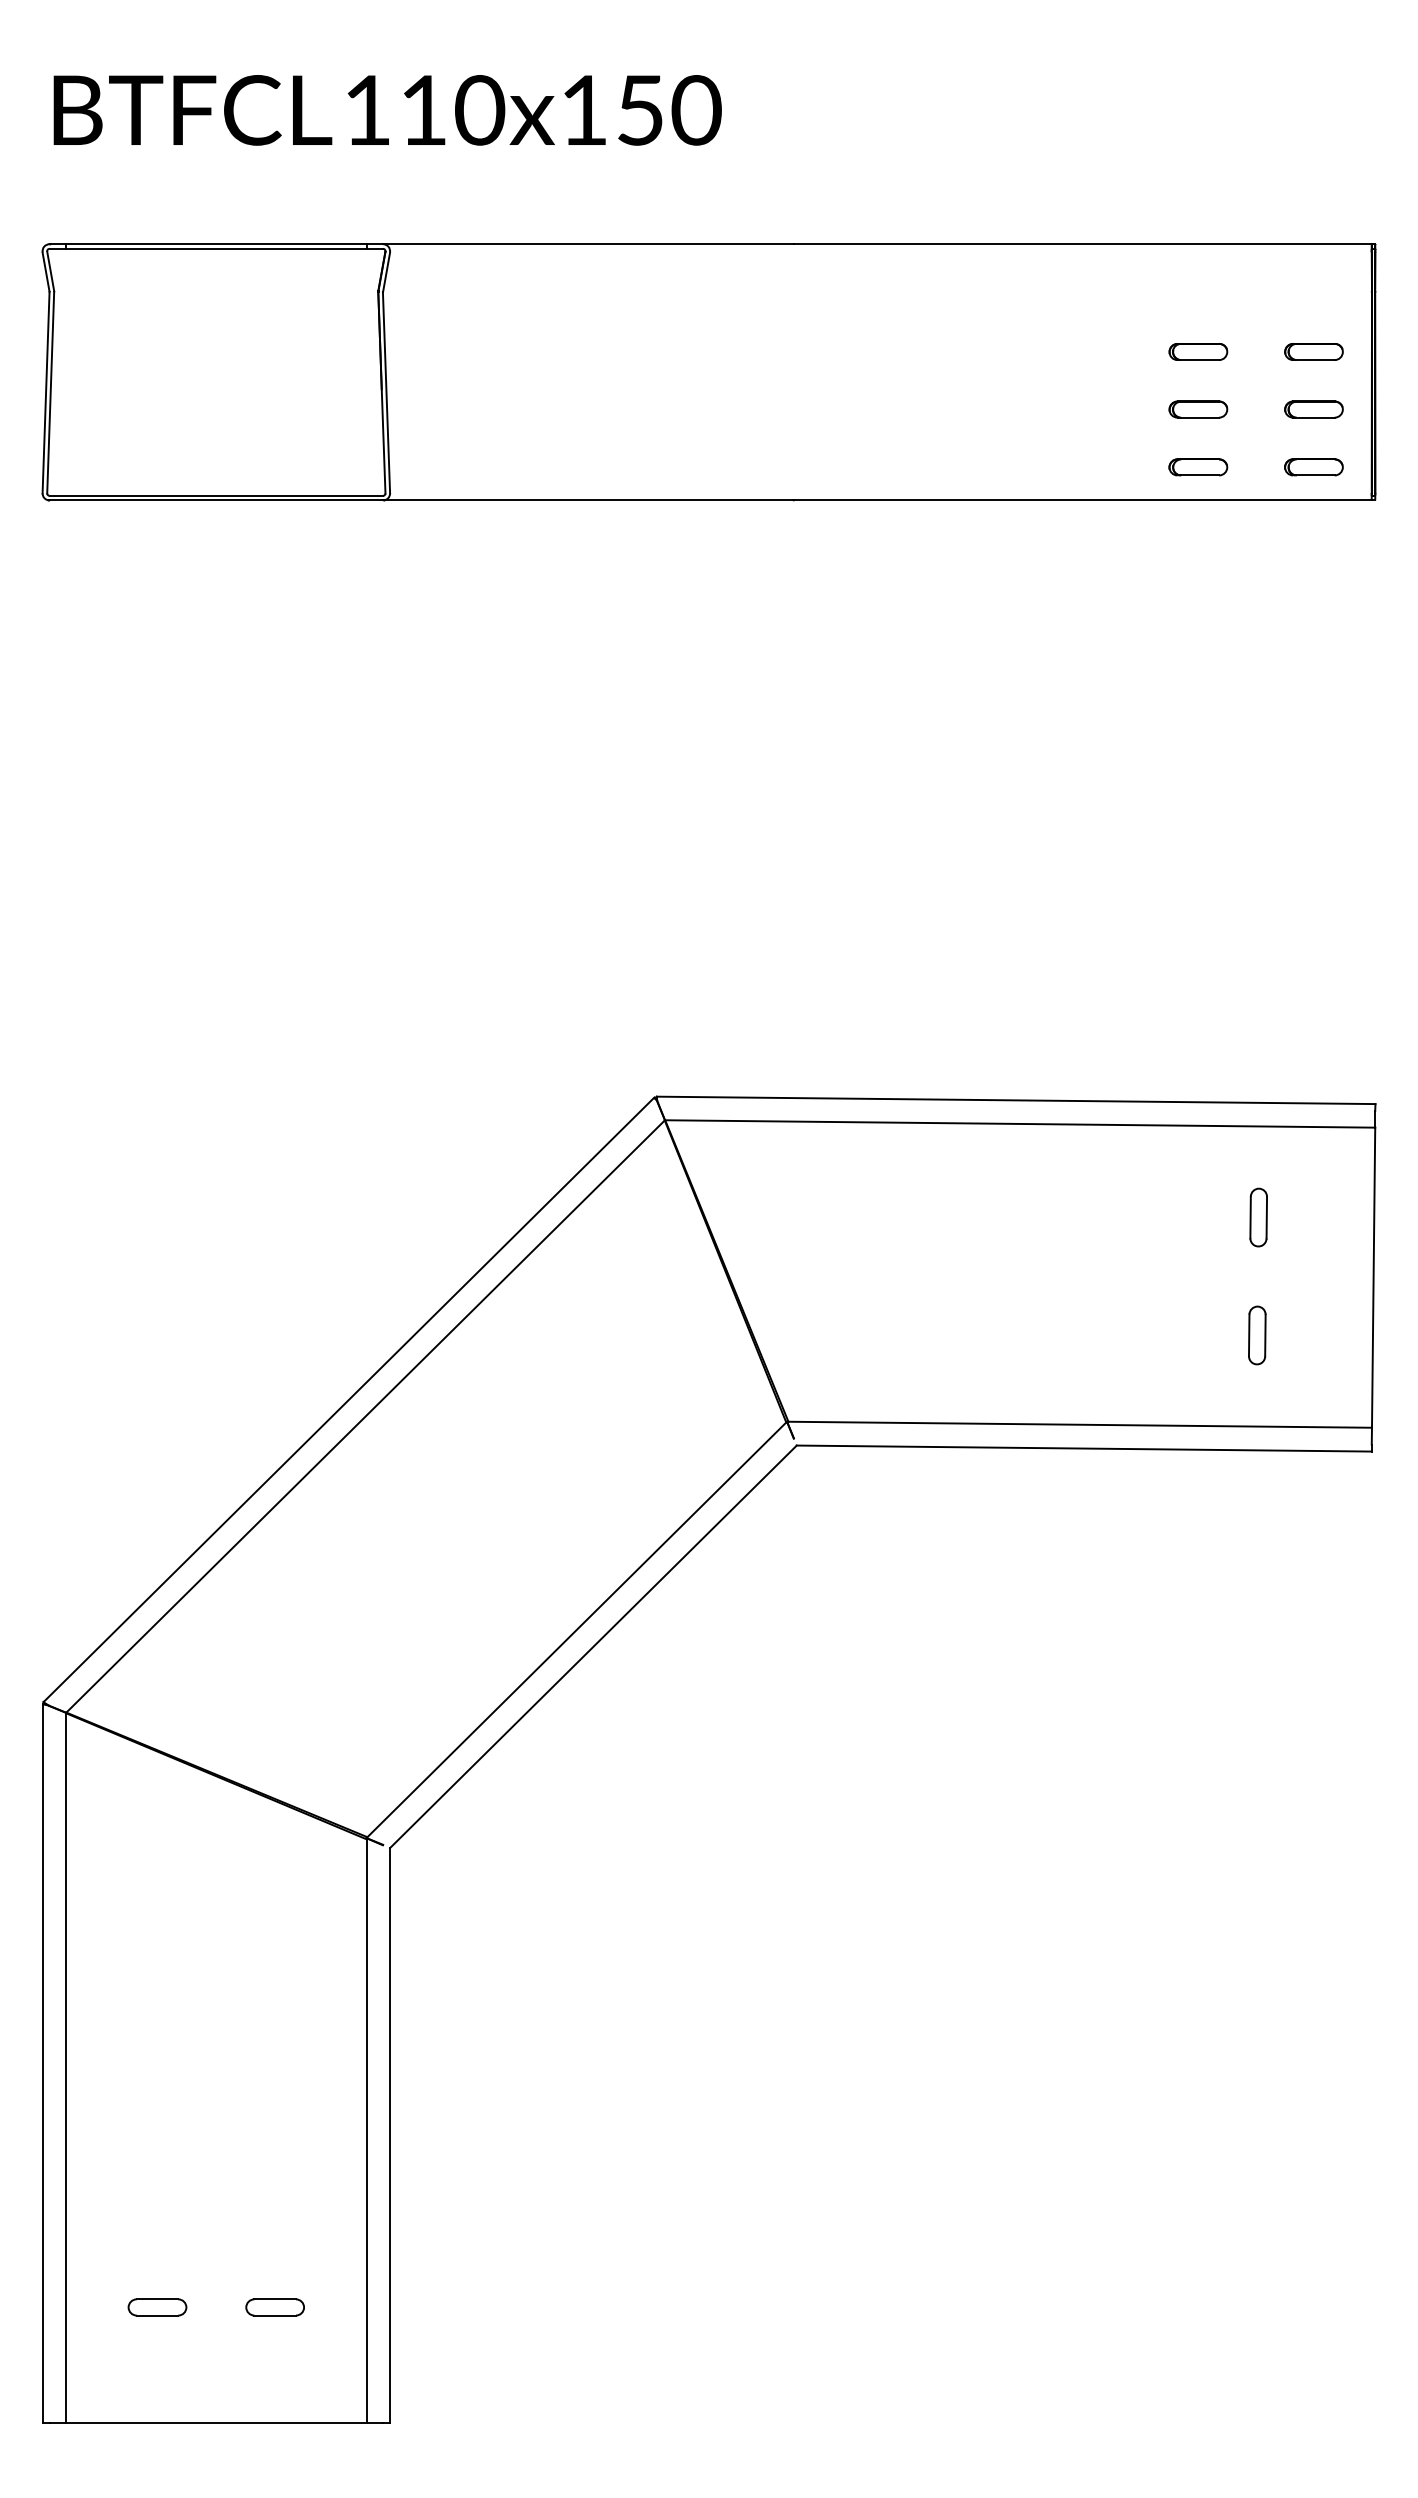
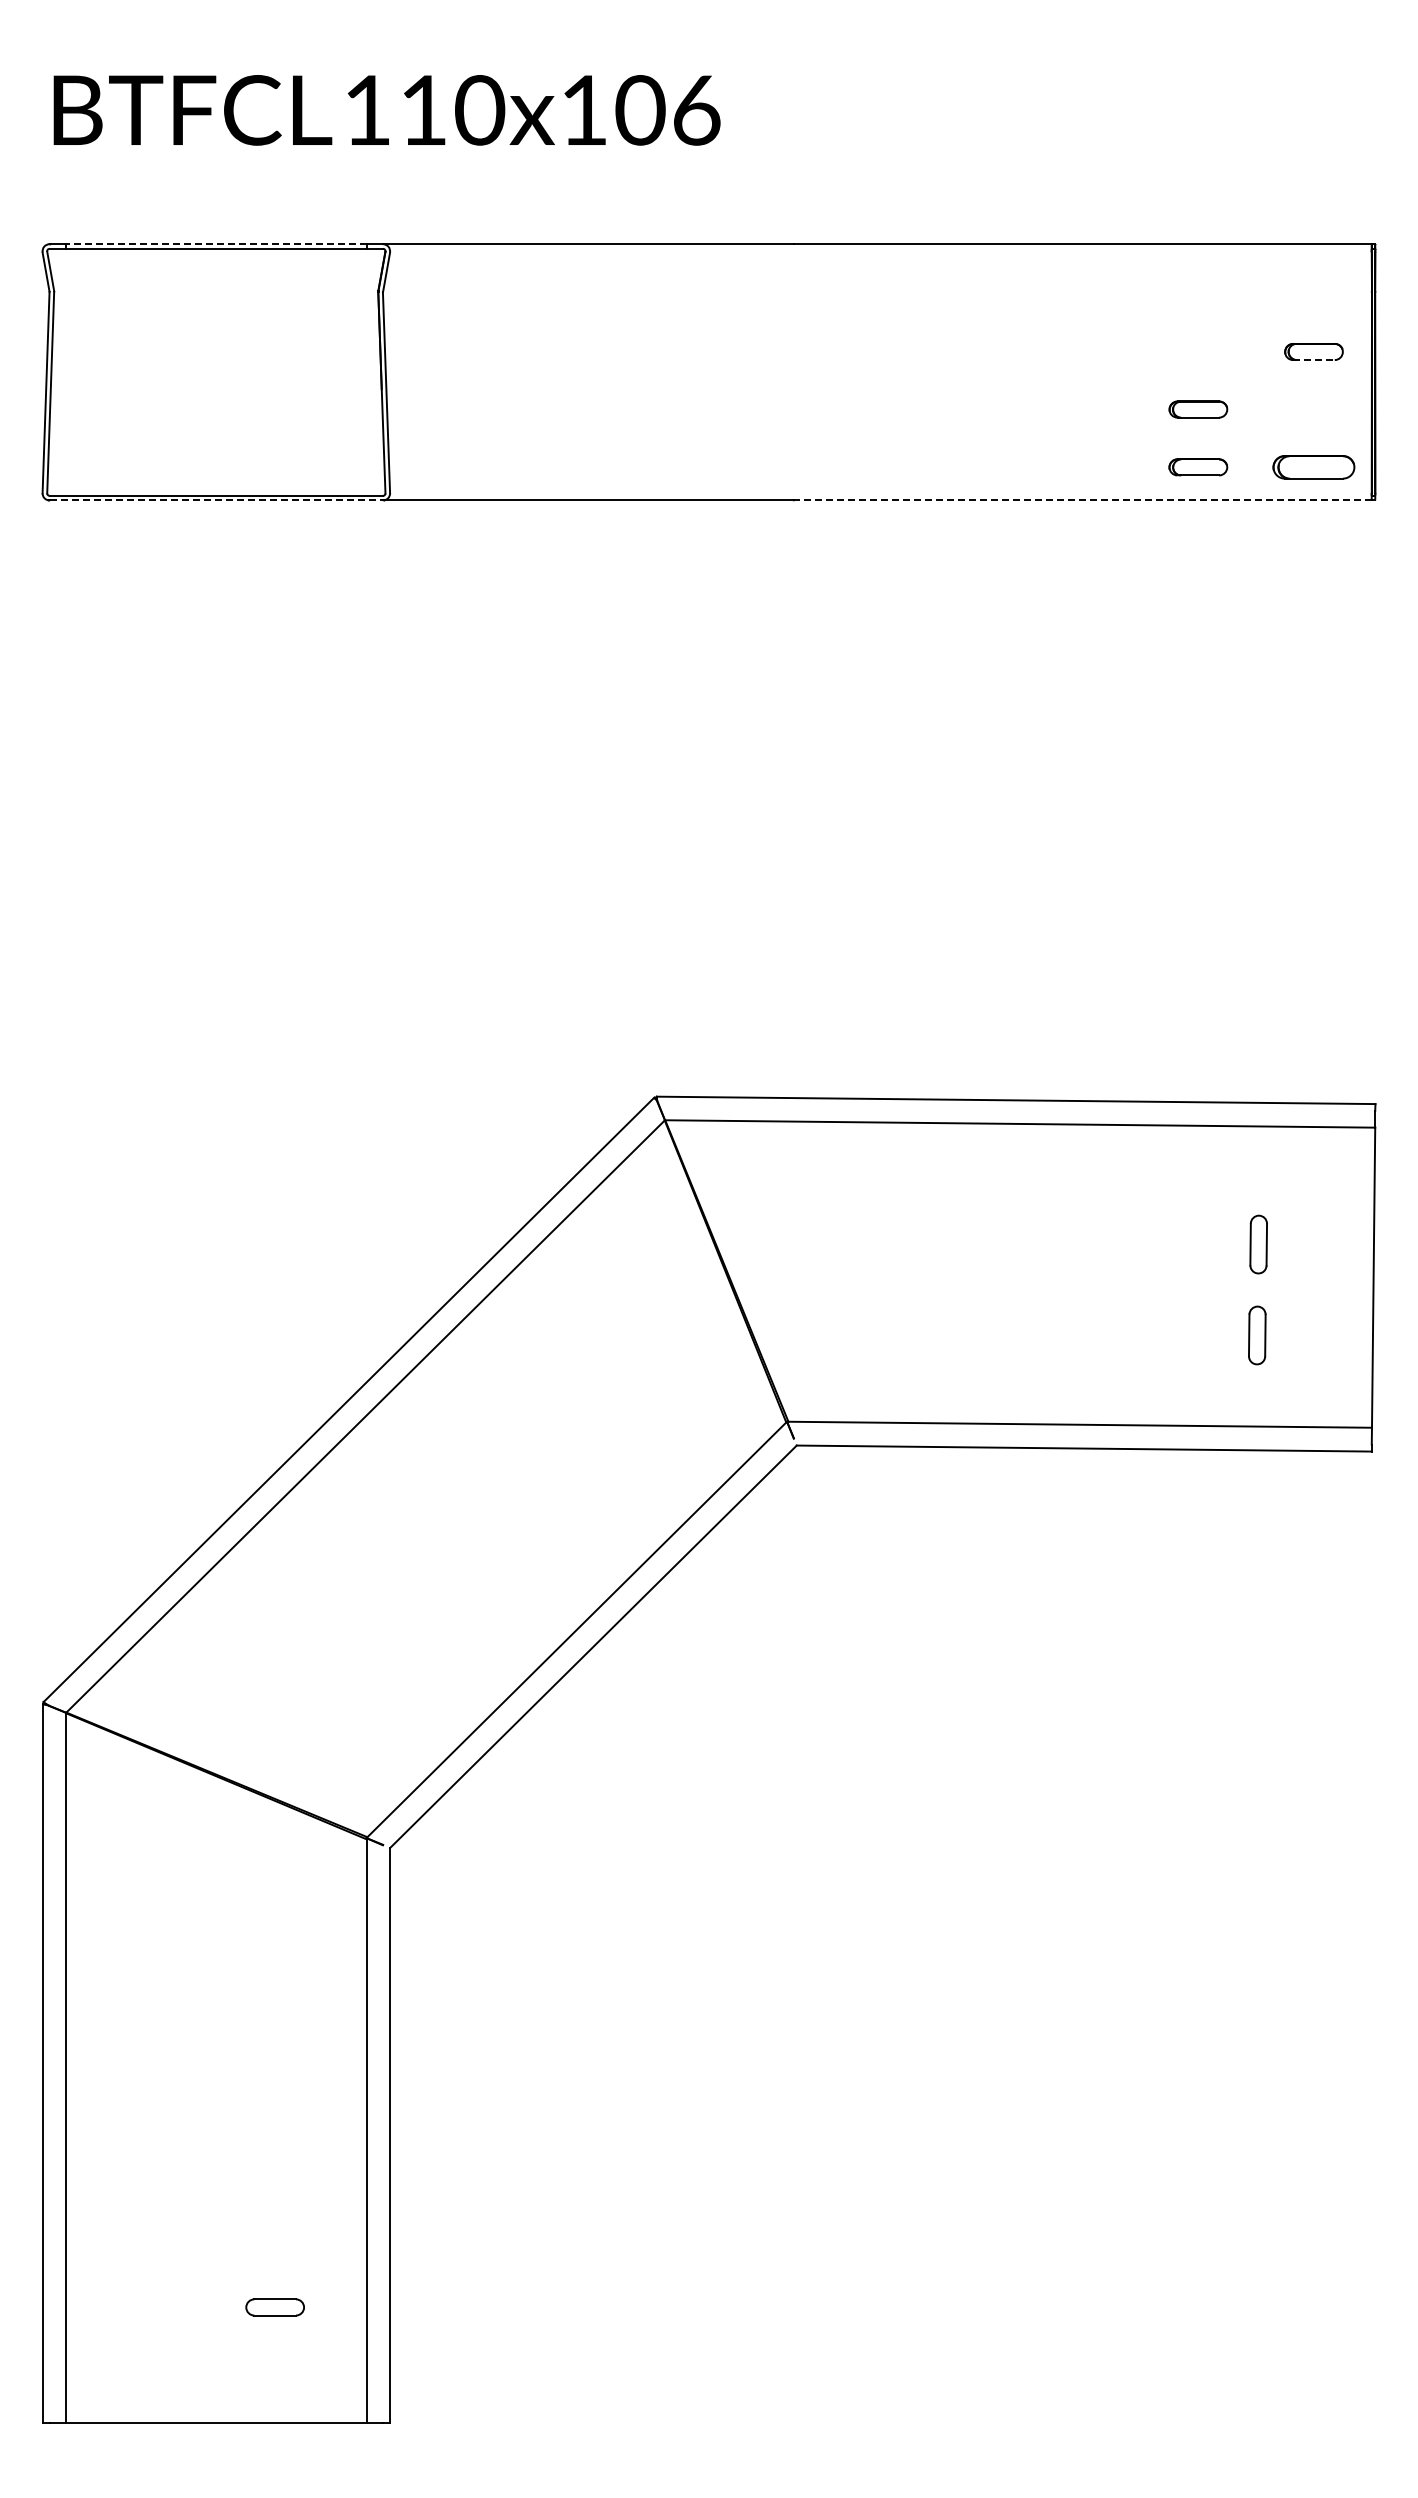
text: 110x150 -> 110x106 (668, 110)
line: solid -> dashed (215, 244)
part: present -> none (1198, 351)
line: solid -> dashed (1313, 360)
part: present -> none (1313, 409)
part size: 60x19 px -> 84x25 px (1313, 467)
line: solid -> dashed (216, 500)
line: solid -> dashed (1082, 500)
part position: (1258, 1217) -> (1258, 1244) (1258, 1244)
part: present -> none (157, 2307)
